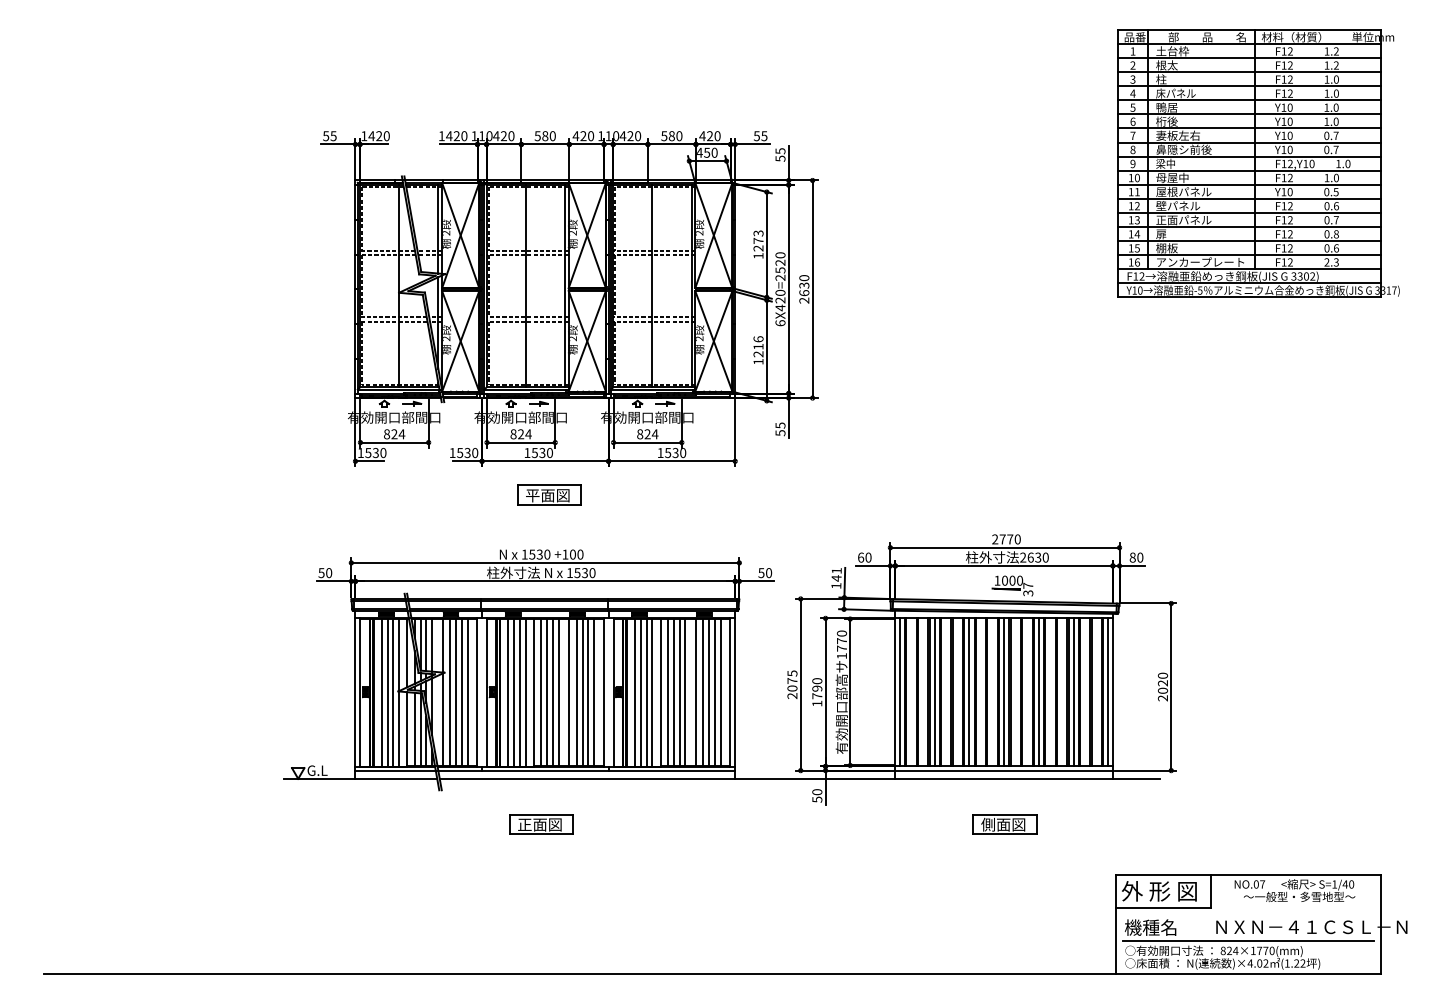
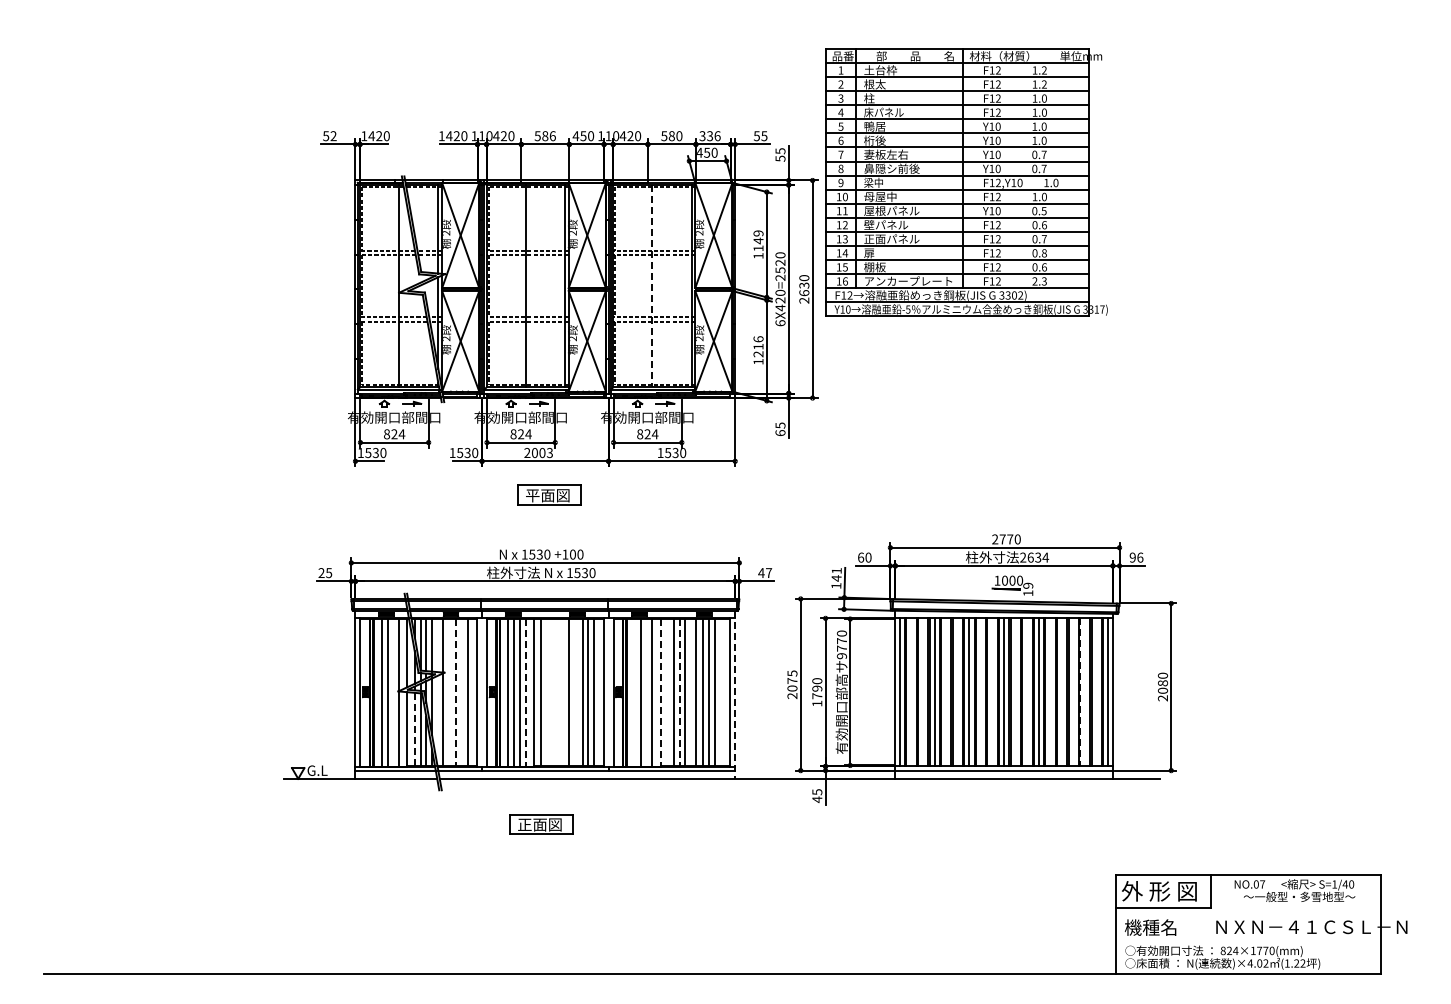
text: 580 -> 586 (552, 135)
text: 55 -> 52 (333, 136)
text: 420 -> 450 (583, 136)
text: 420 -> 336 (709, 136)
part position: (1258, 163) -> (966, 182) (966, 182)
text: 1273 -> 1149 (758, 240)
line: solid -> dashed (652, 286)
text: 55 -> 65 (780, 433)
text: 1530 -> 2003 (538, 452)
text: 2630 -> 2634 (1045, 557)
text: 80 -> 96 (1136, 557)
text: 50 -> 25 (325, 573)
text: 50 -> 47 (765, 573)
text: 37 -> 19 (1028, 589)
text: 1770 -> 9770 (841, 656)
text: 2020 -> 2080 (1163, 683)
line: present -> none (393, 692)
line: present -> none (450, 692)
line: solid -> dashed (456, 692)
line: present -> none (461, 692)
line: solid -> dashed (525, 692)
line: present -> none (547, 692)
line: present -> none (552, 692)
line: present -> none (558, 692)
line: present -> none (576, 692)
line: present -> none (634, 692)
line: present -> none (646, 692)
line: solid -> dashed (660, 692)
line: present -> none (667, 692)
line: solid -> dashed (679, 692)
line: present -> none (720, 692)
line: present -> none (1073, 692)
line: solid -> dashed (1080, 692)
line: solid -> dashed (735, 695)
line: solid -> dashed (414, 729)
text: 50 -> 45 (817, 796)
part: present -> none (1004, 824)
line: present -> none (1248, 940)
